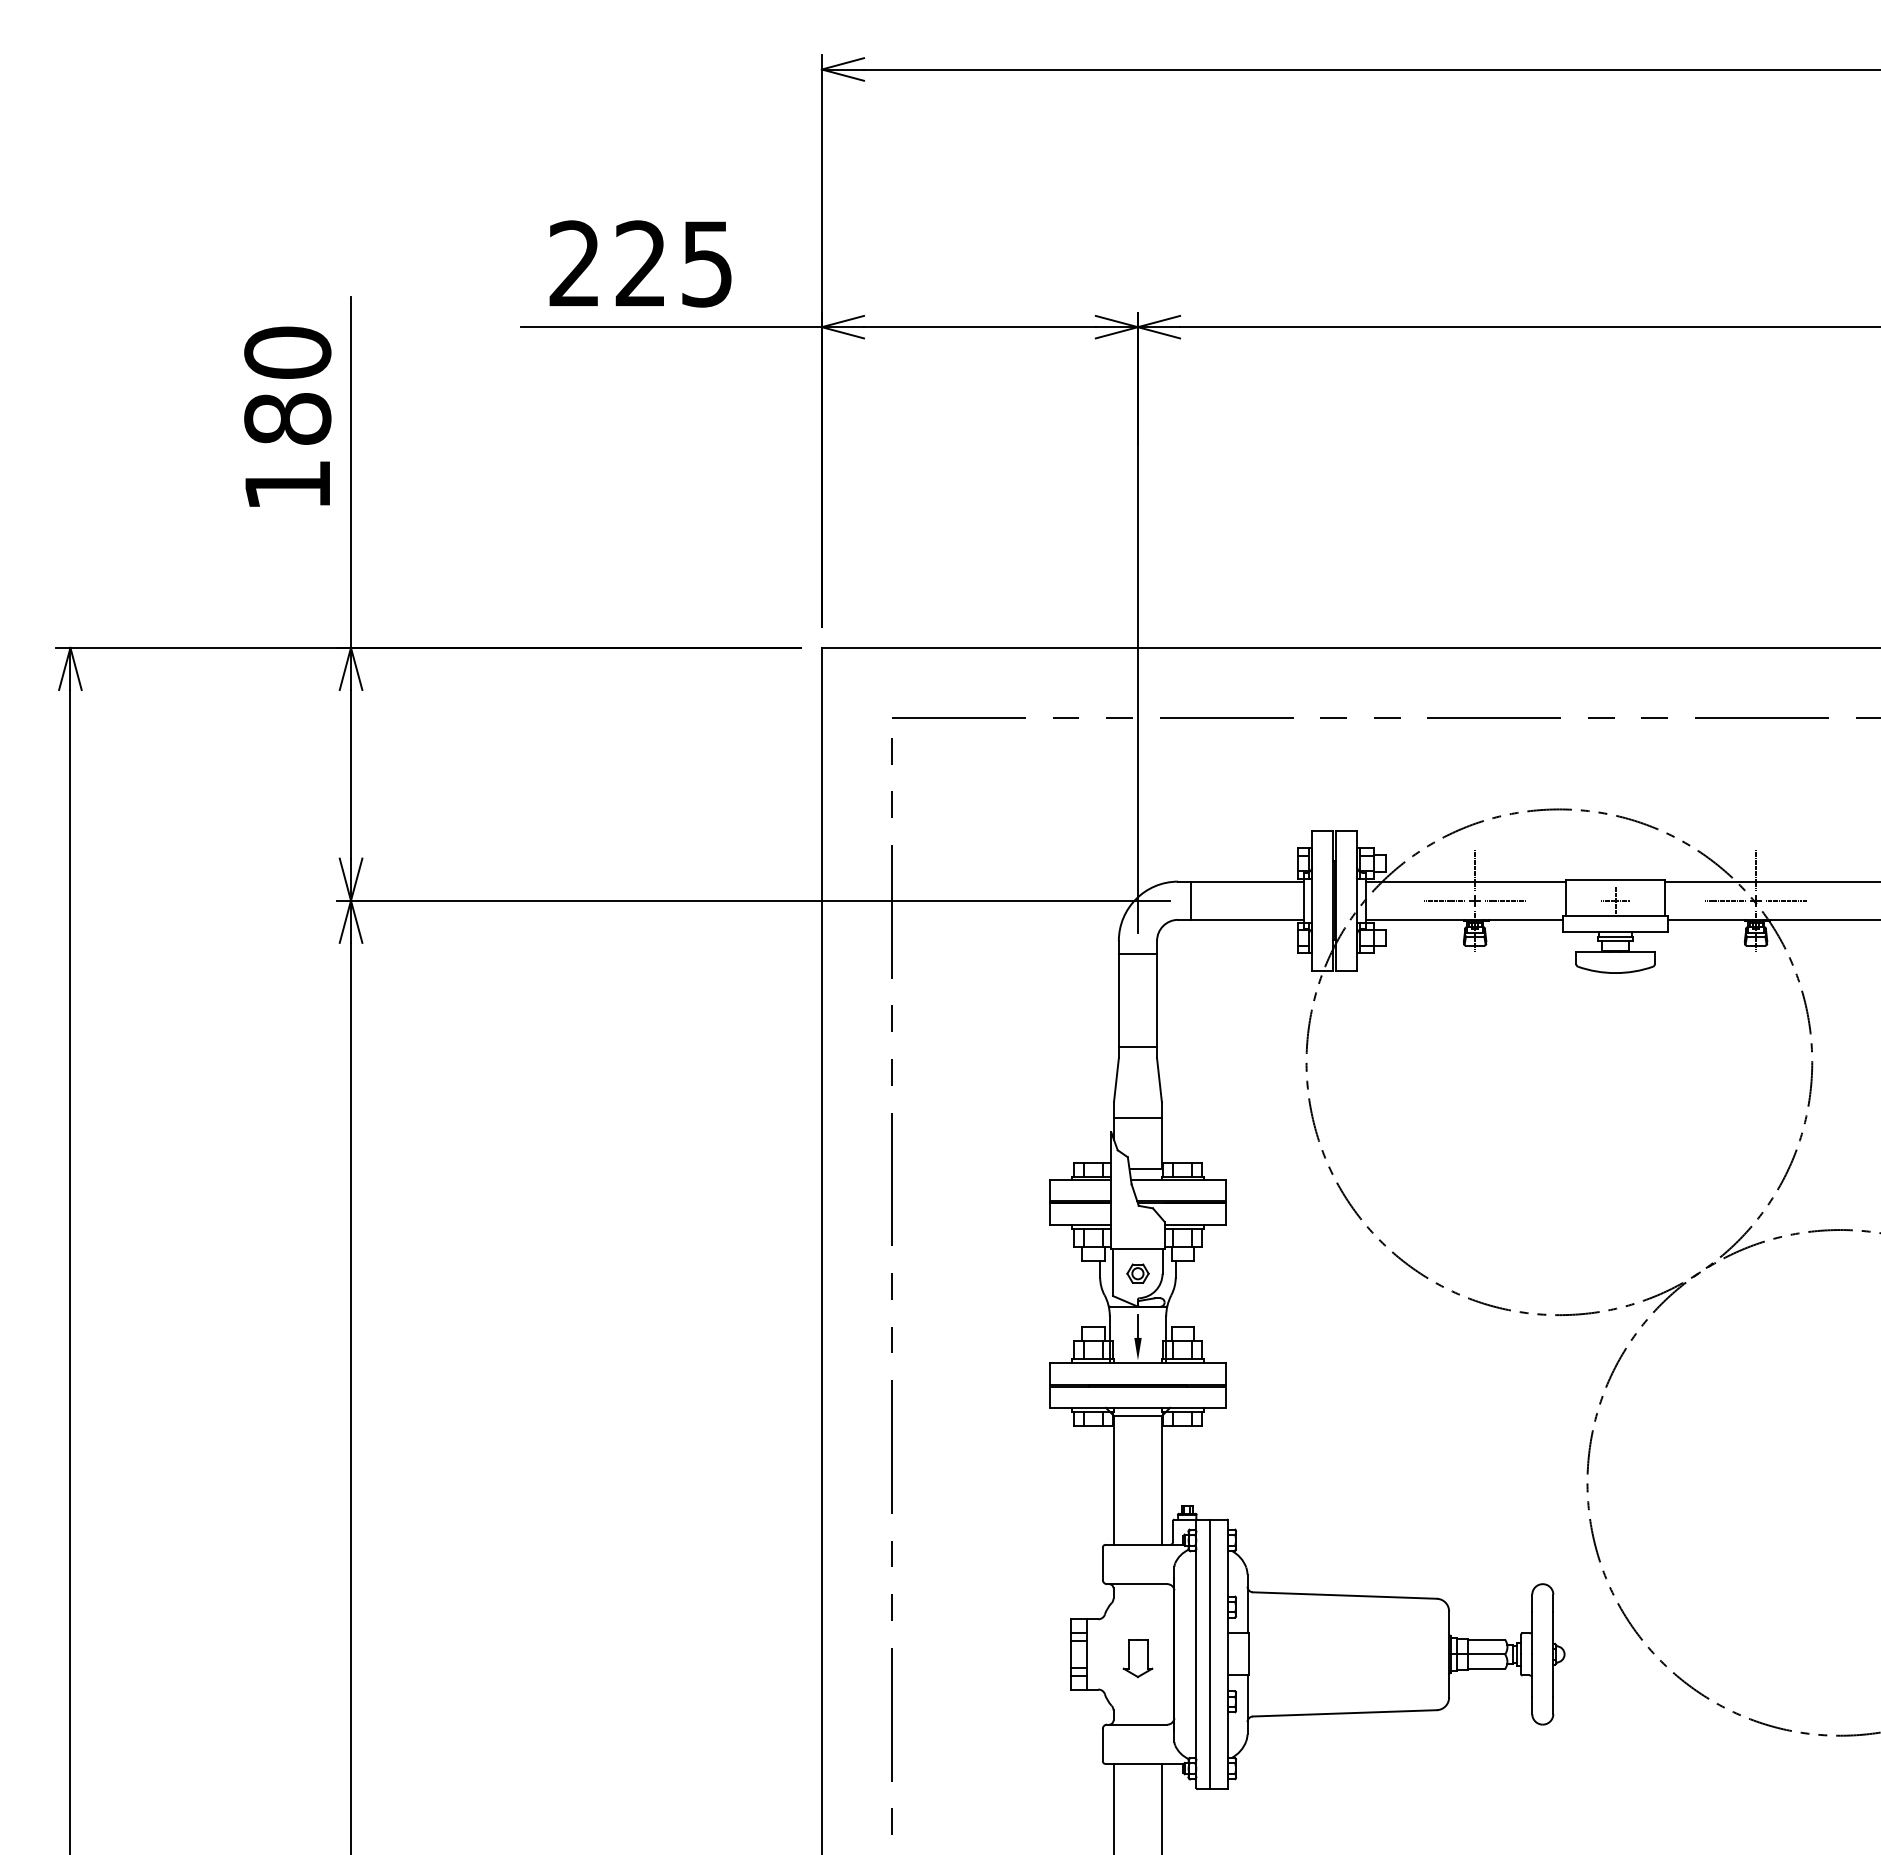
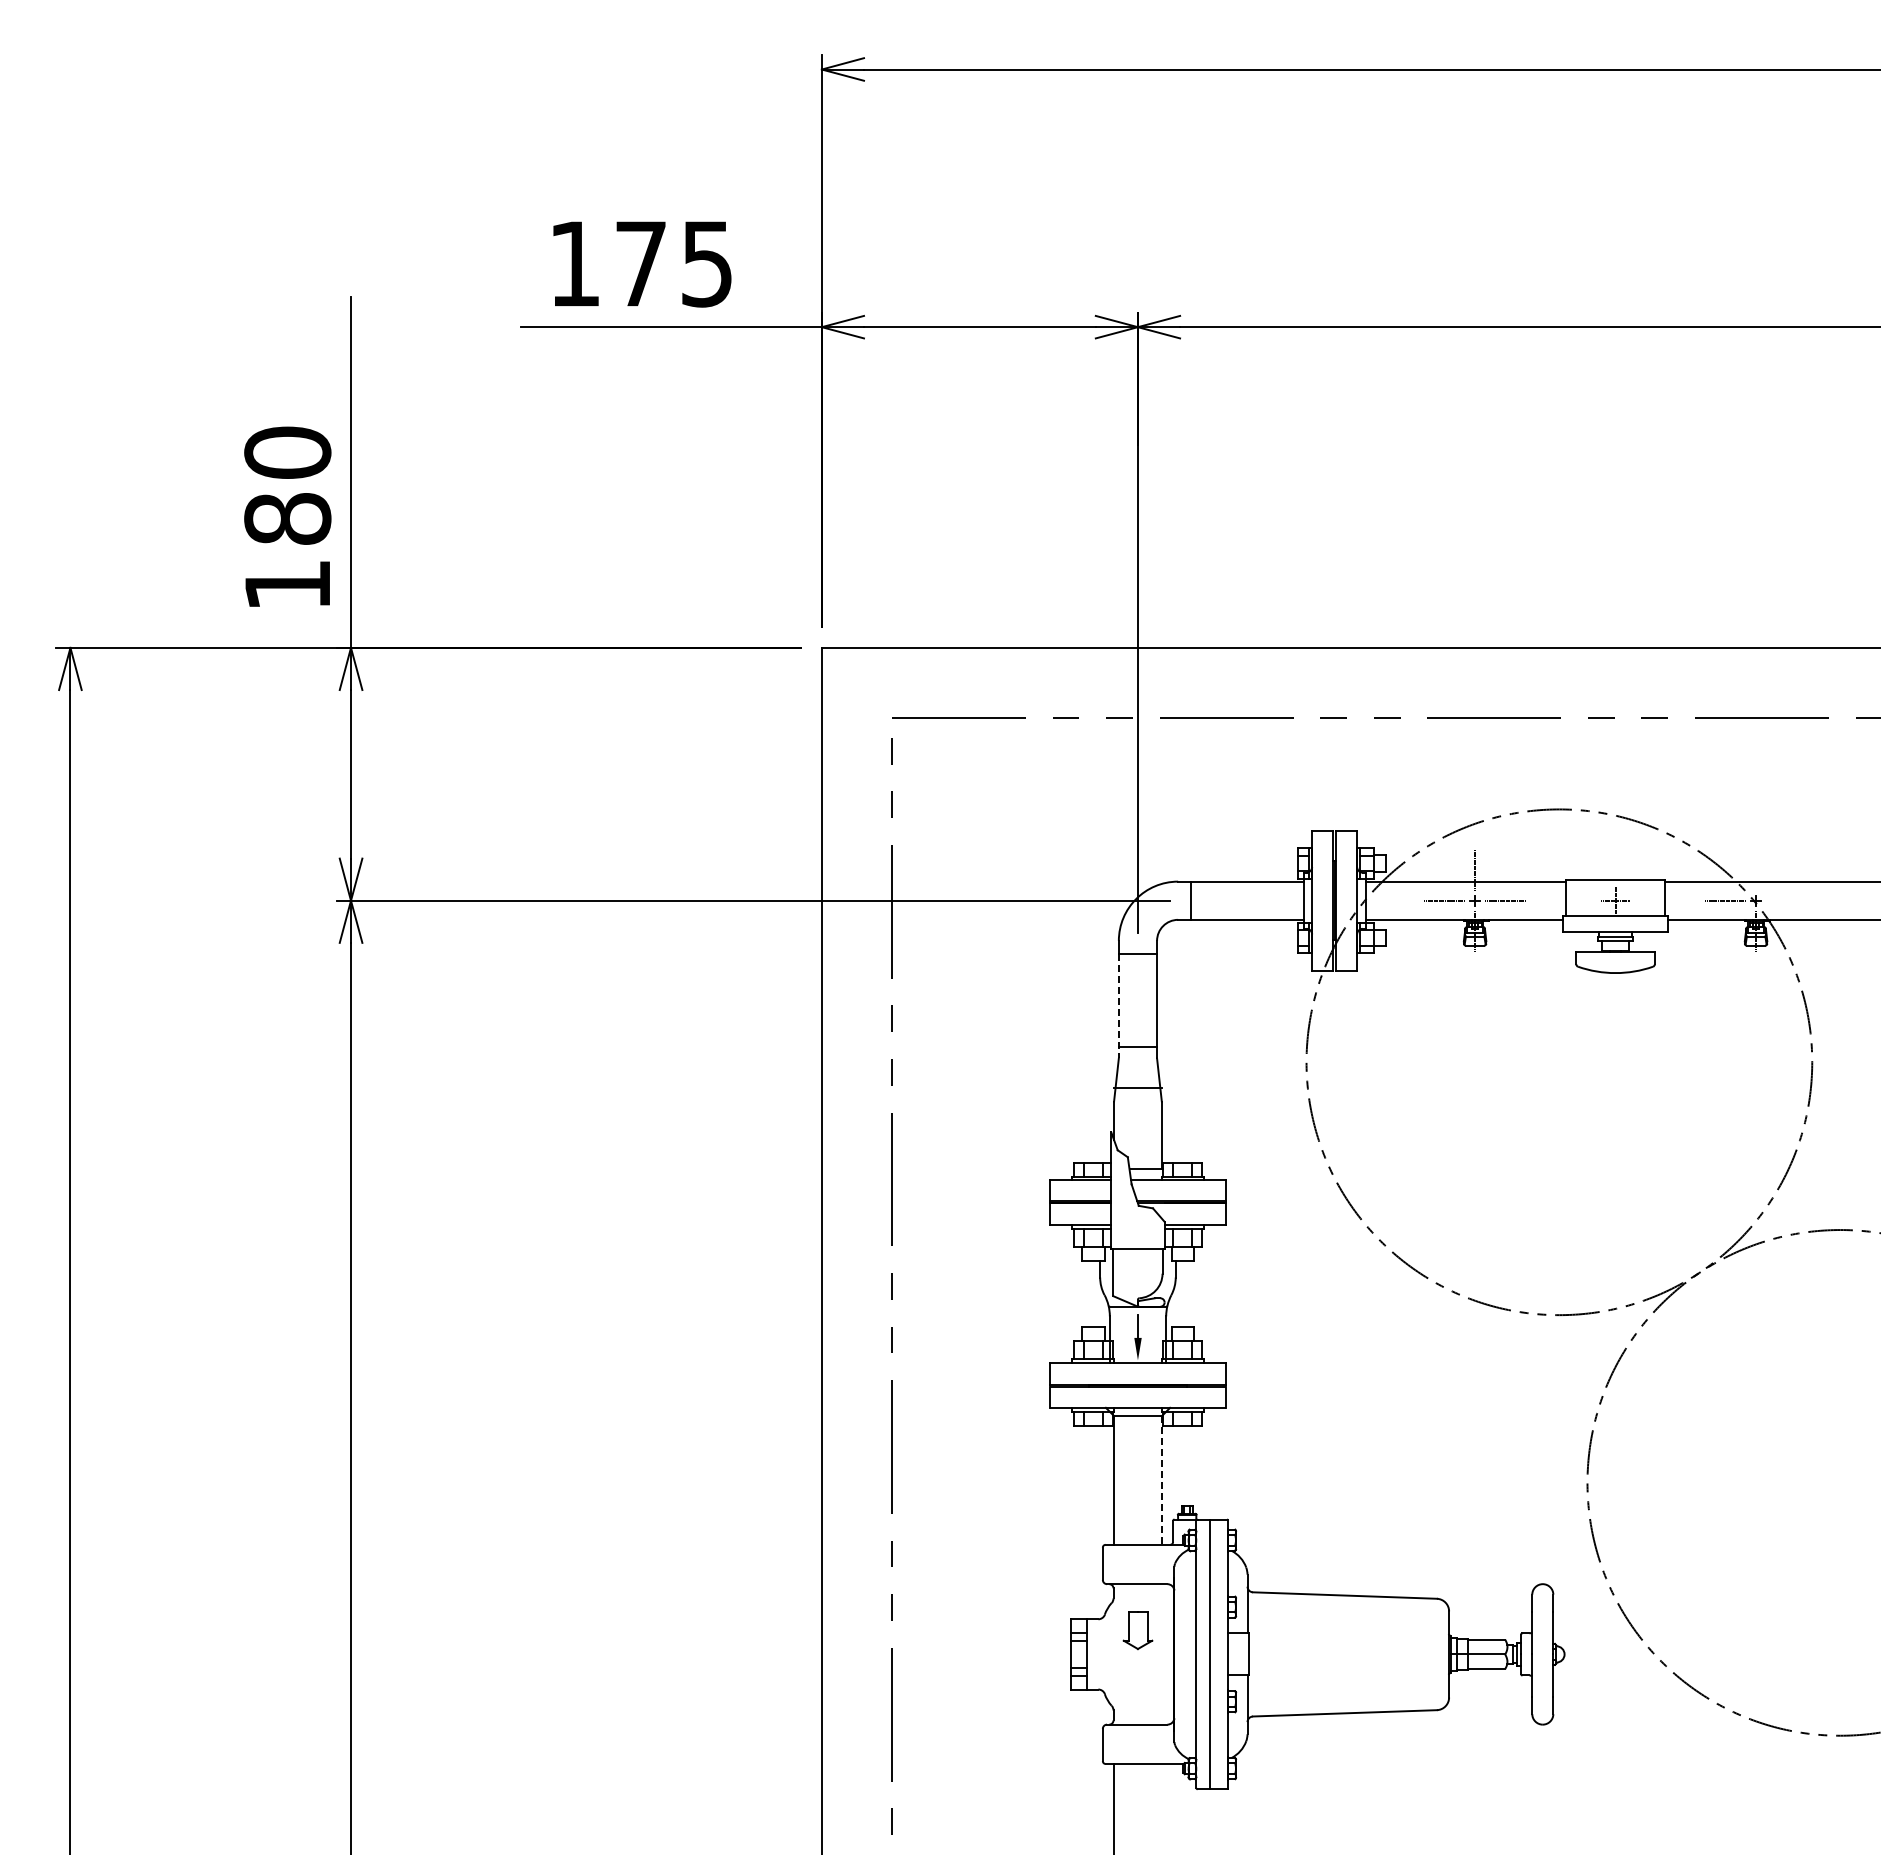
text: 225 -> 175 (607, 263)
text position: (287, 416) -> (287, 516) (287, 516)
line: present -> none (1756, 870)
line: present -> none (1786, 900)
line: solid -> dashed (1118, 1006)
line position: (1137, 1118) -> (1137, 1088) (1137, 1088)
part: present -> none (1137, 1273)
line: solid -> dashed (1161, 1481)
part position: (1137, 1658) -> (1137, 1630) (1137, 1630)
line: present -> none (1161, 1807)
